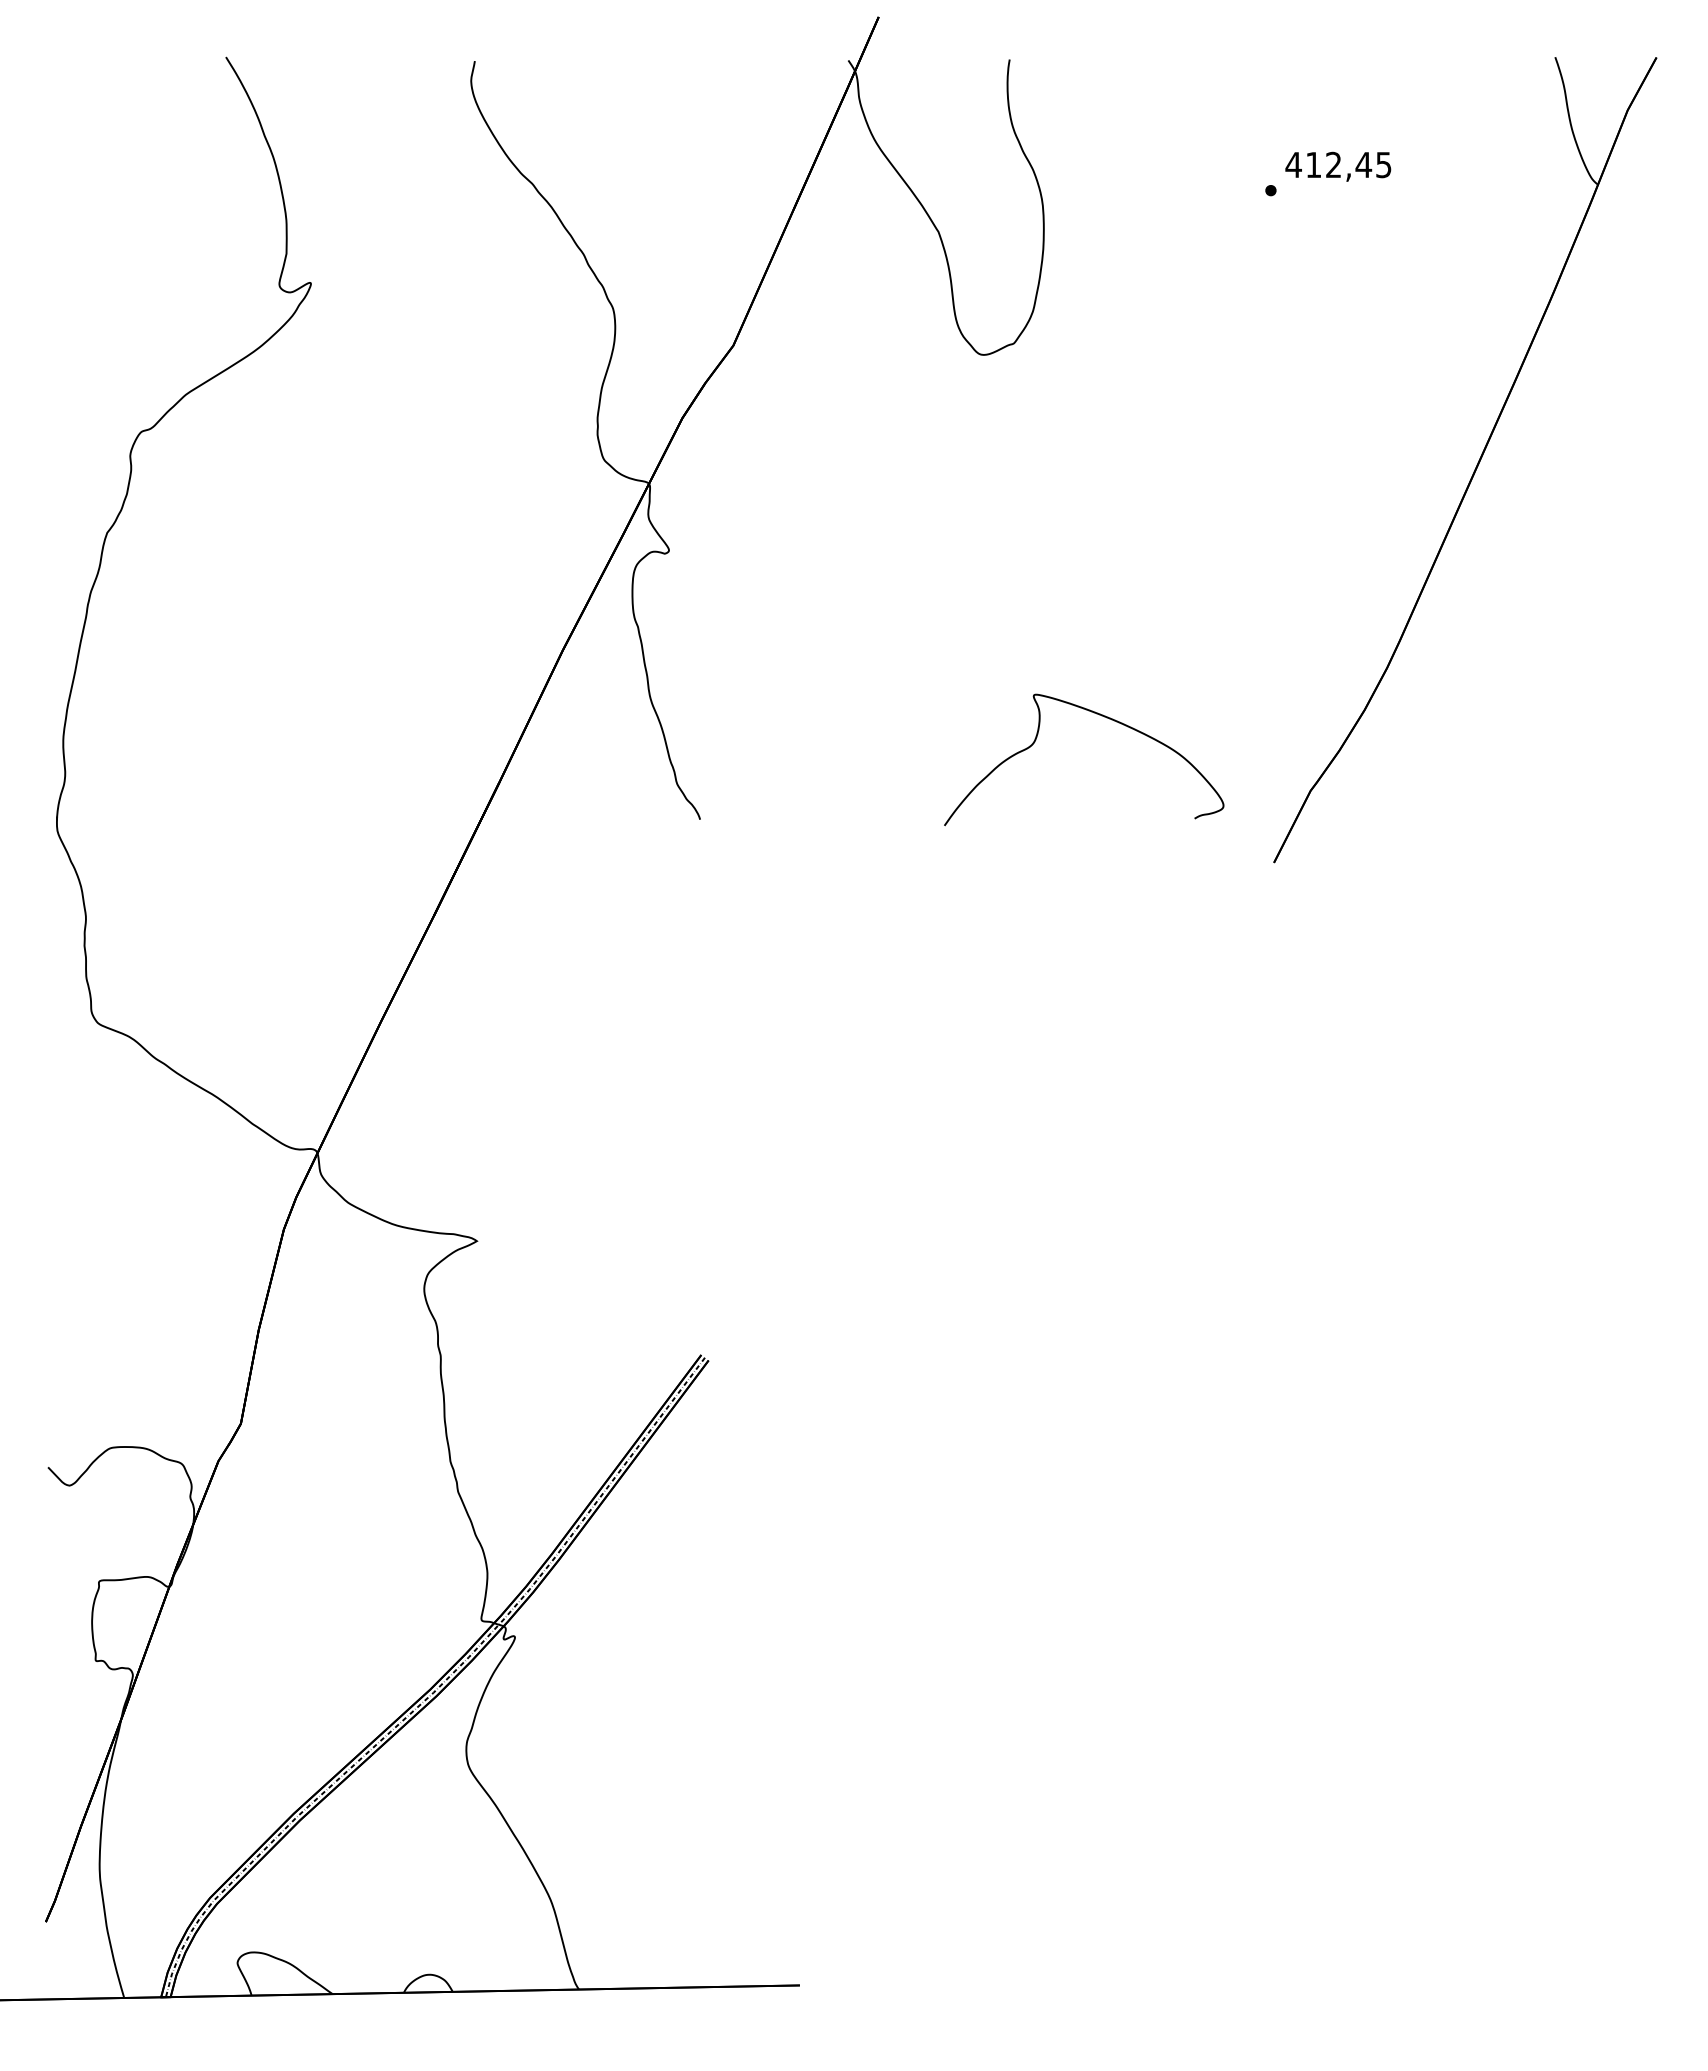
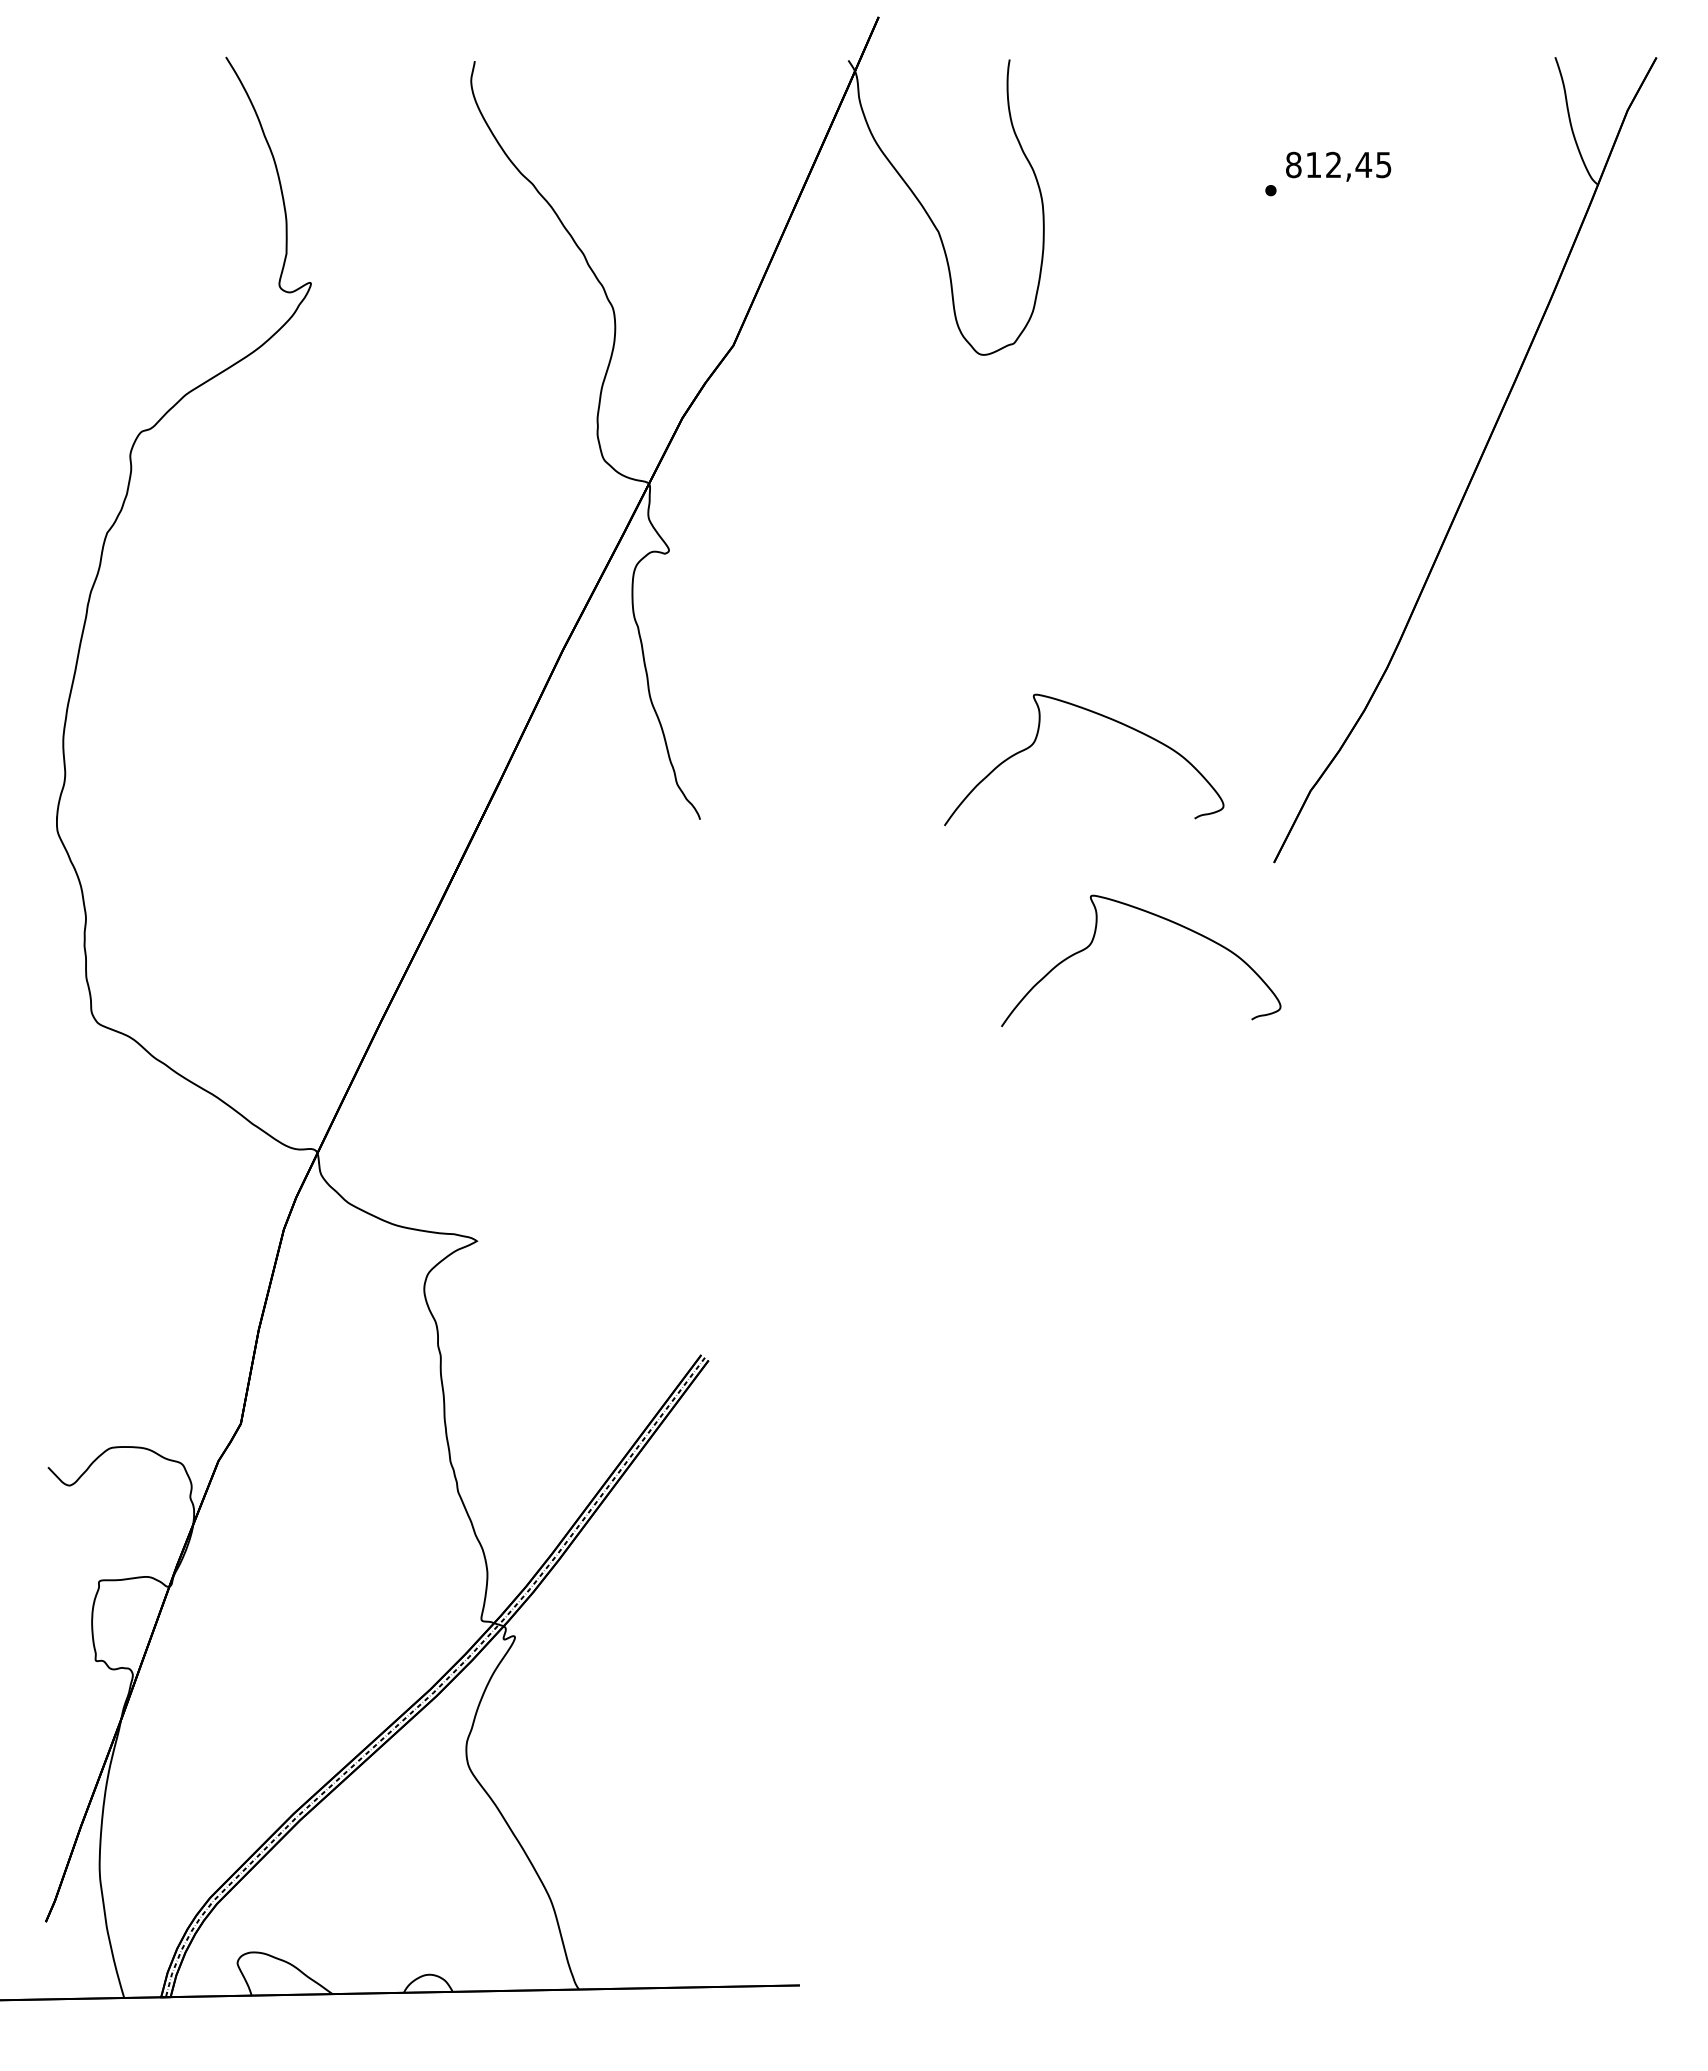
text: 412,45 -> 812,45 (1293, 164)
curve: none -> present (1158, 917)
